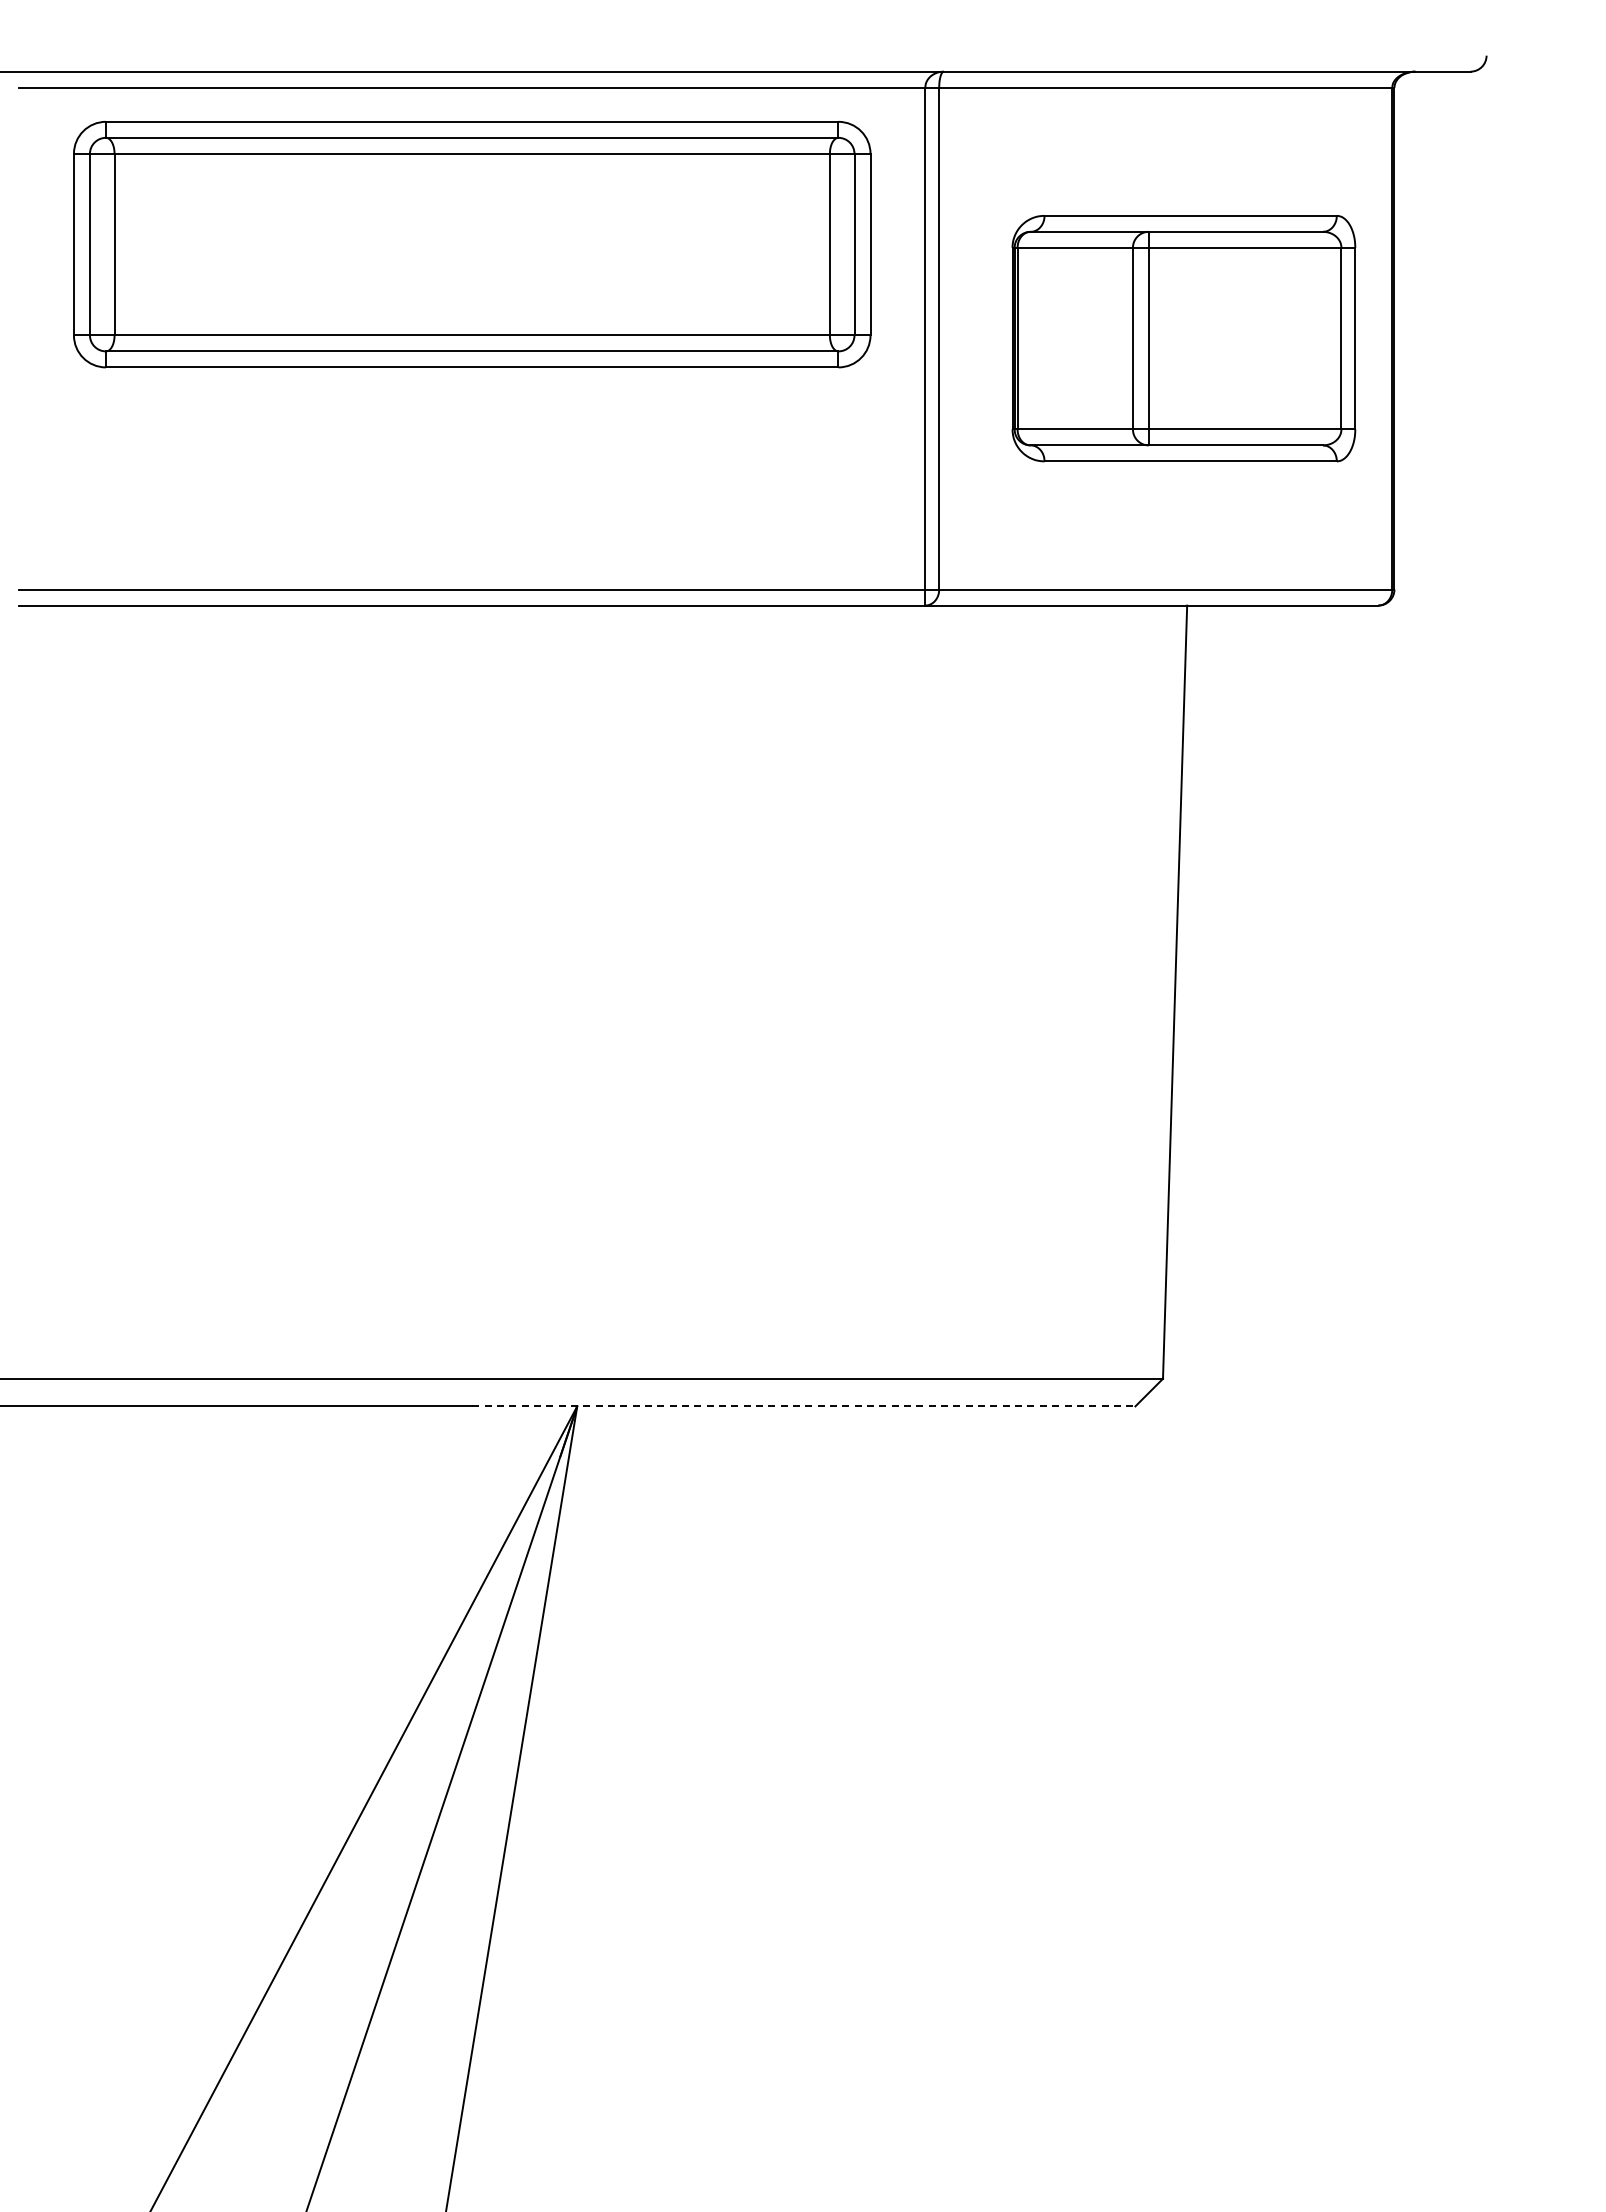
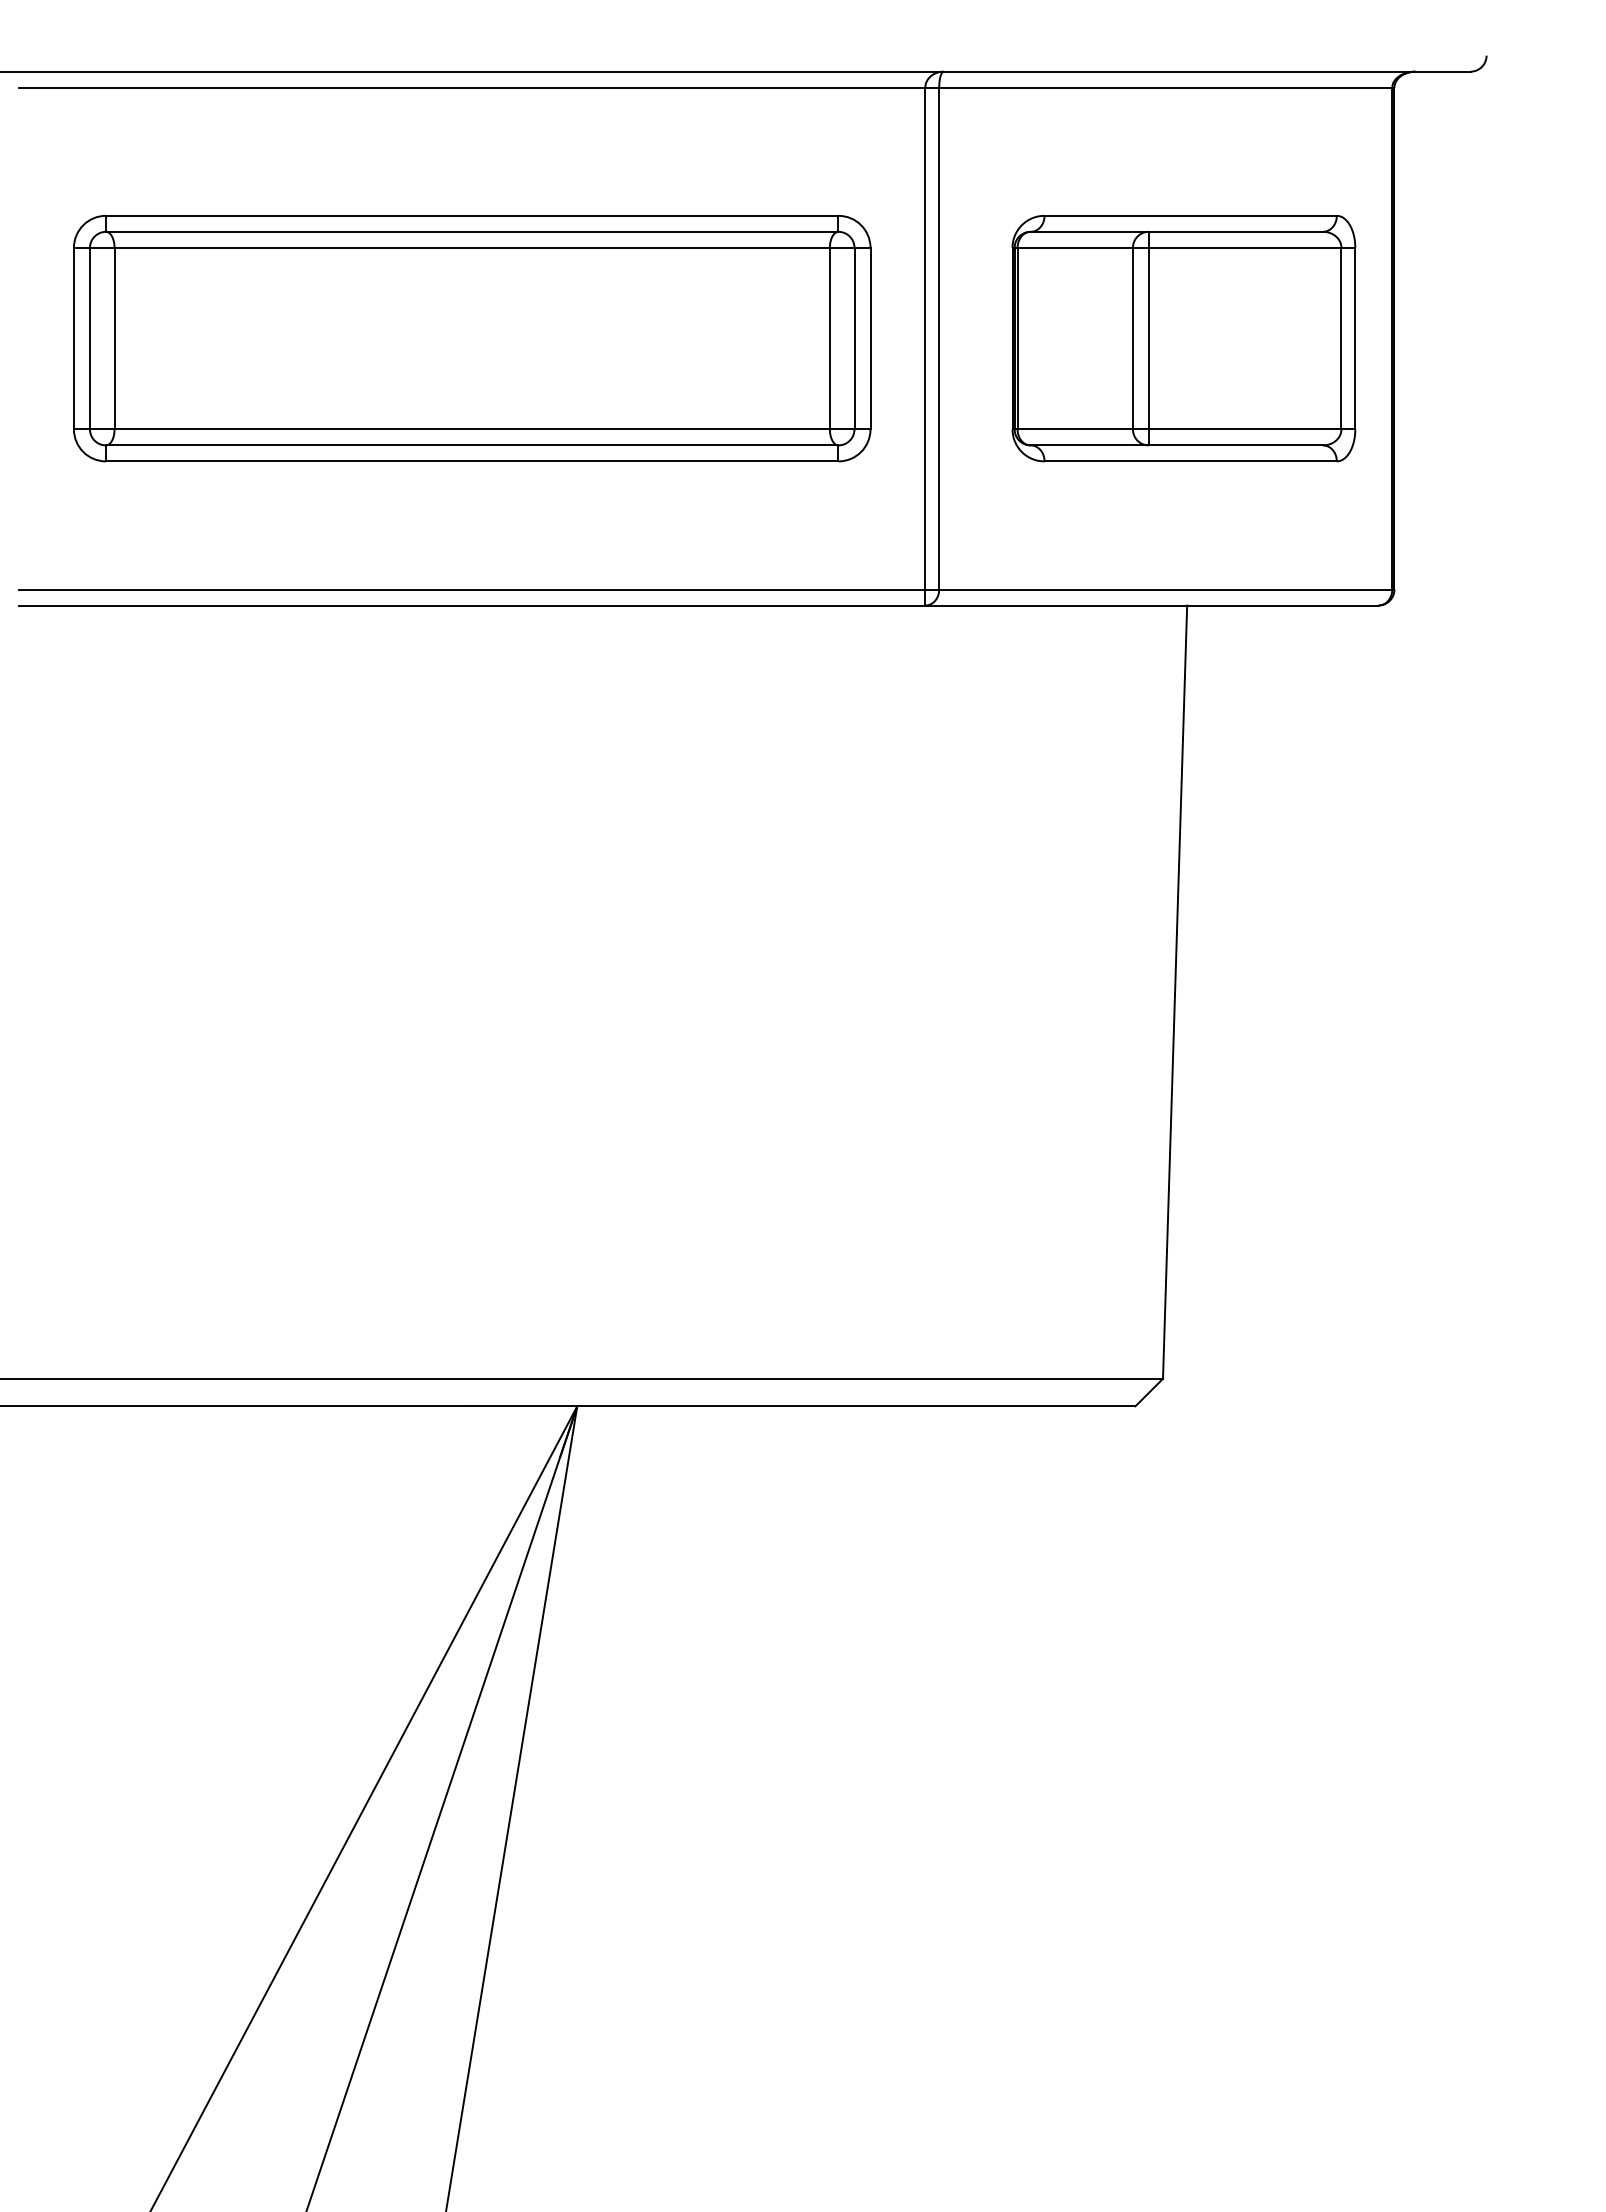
part position: (472, 244) -> (472, 338) (472, 338)
line: dashed -> solid (803, 1406)
